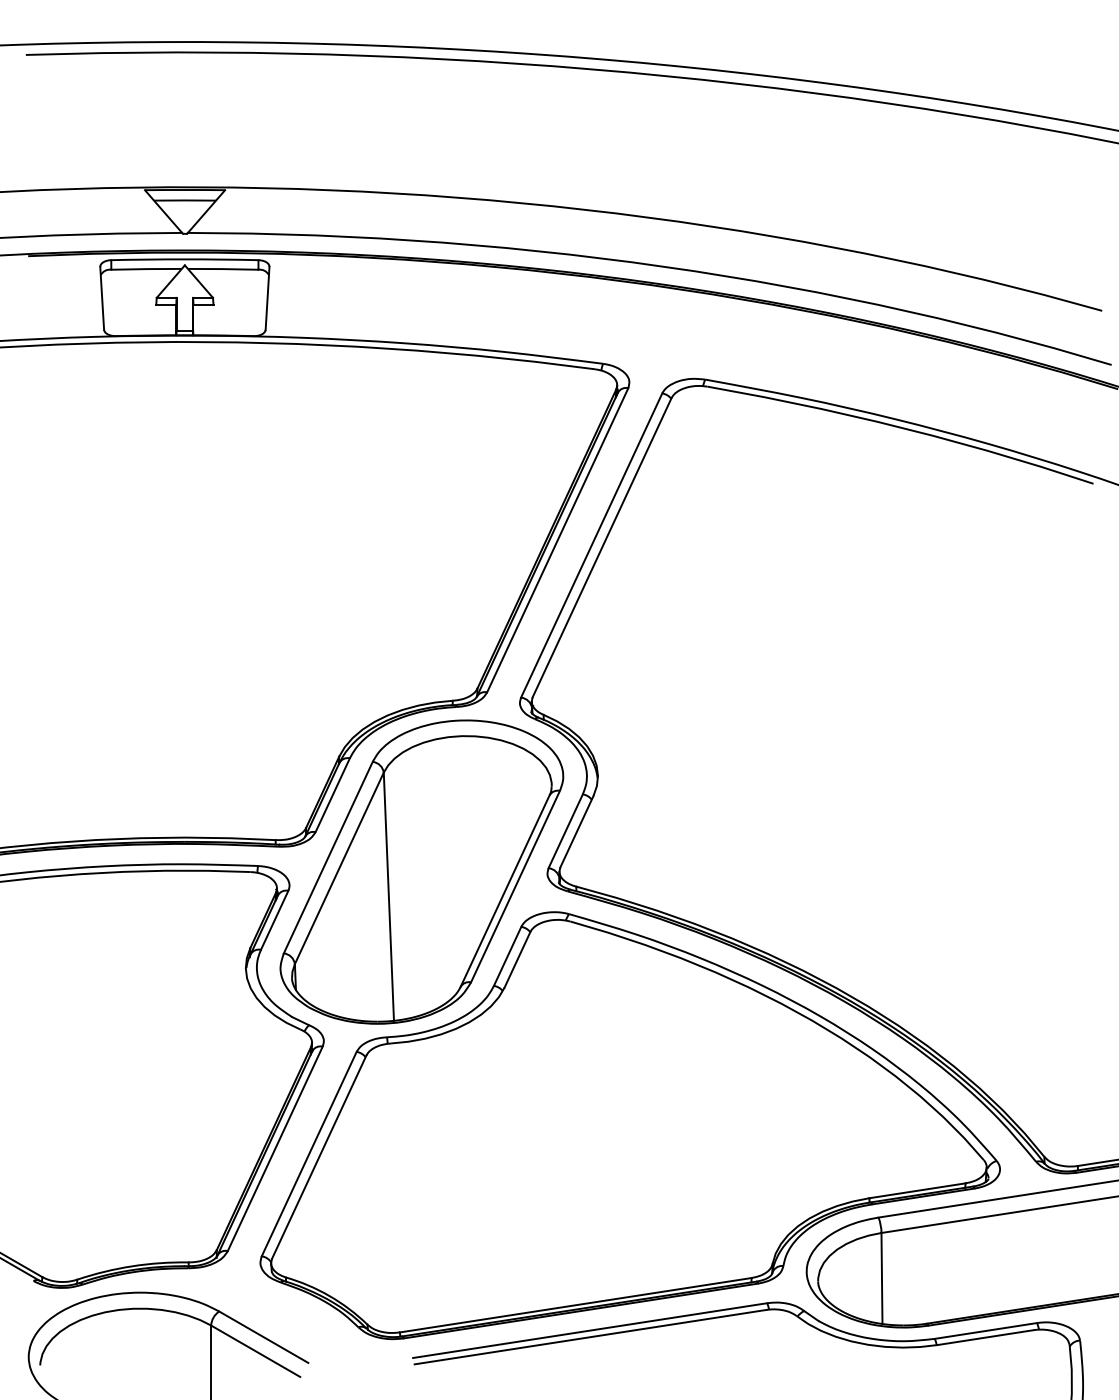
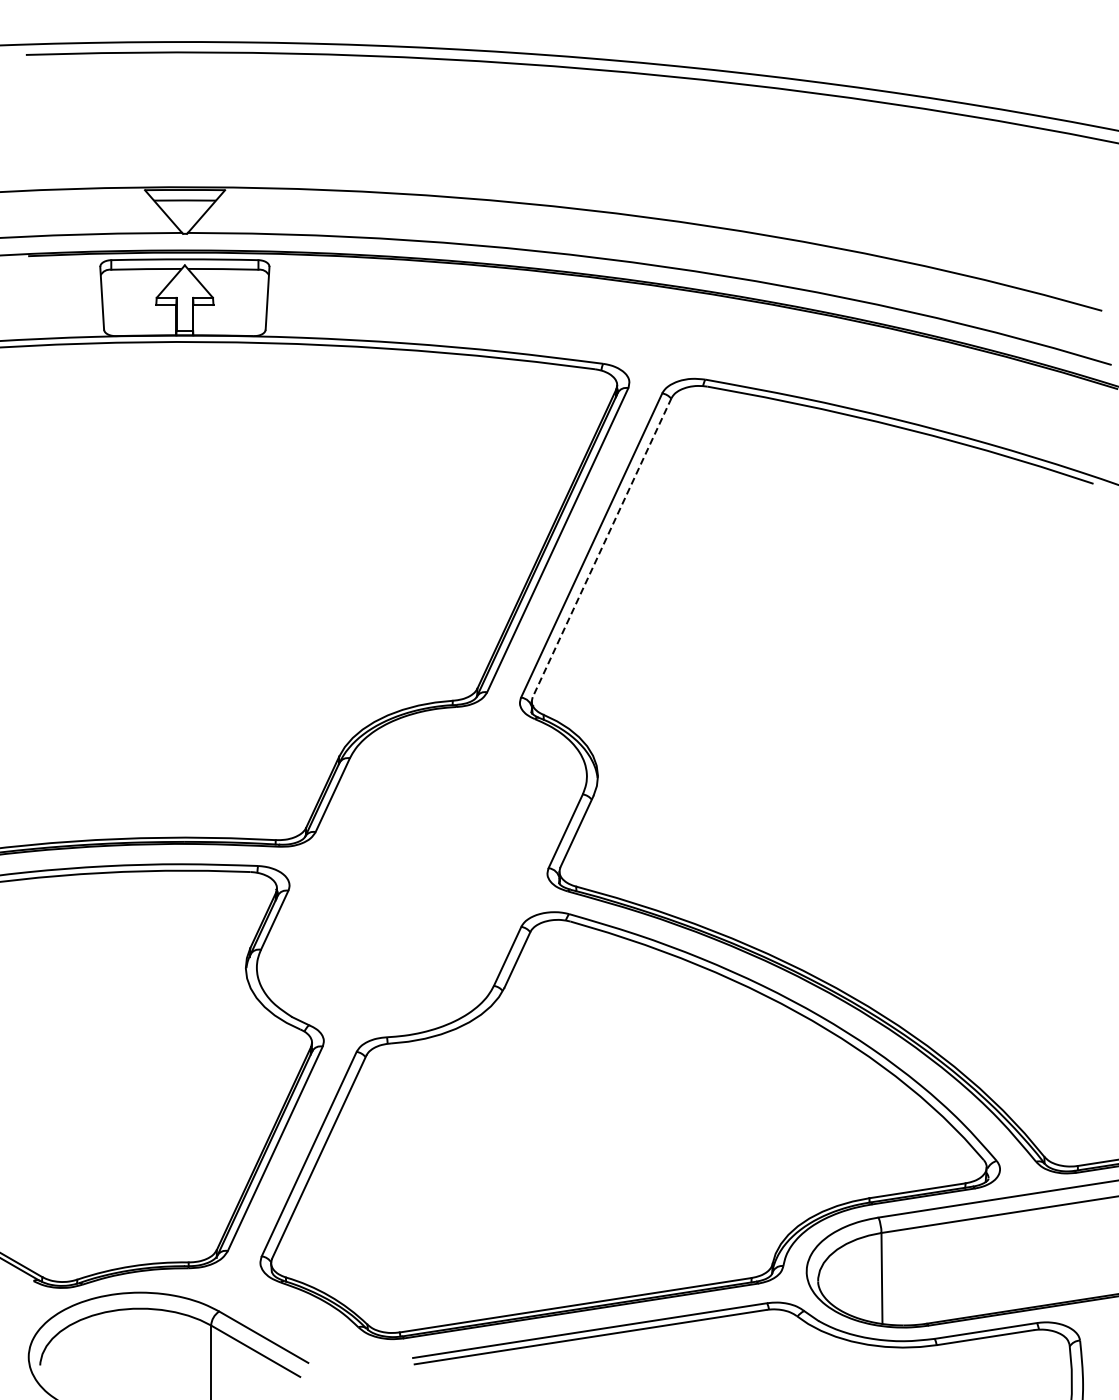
line: solid -> dashed (602, 547)
part: present -> none (421, 871)
